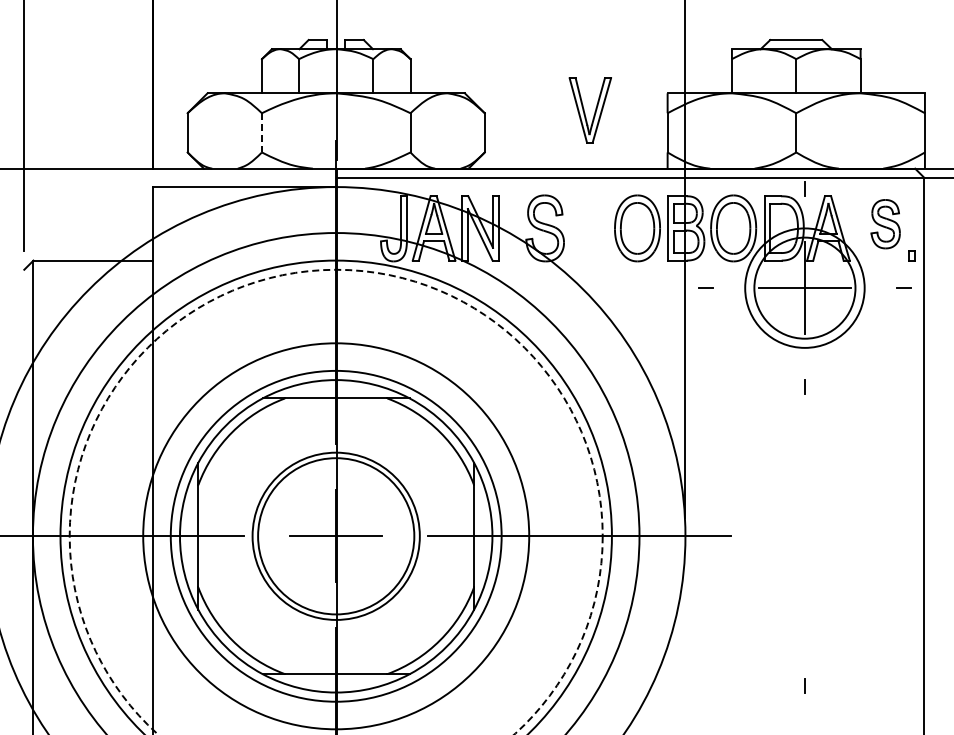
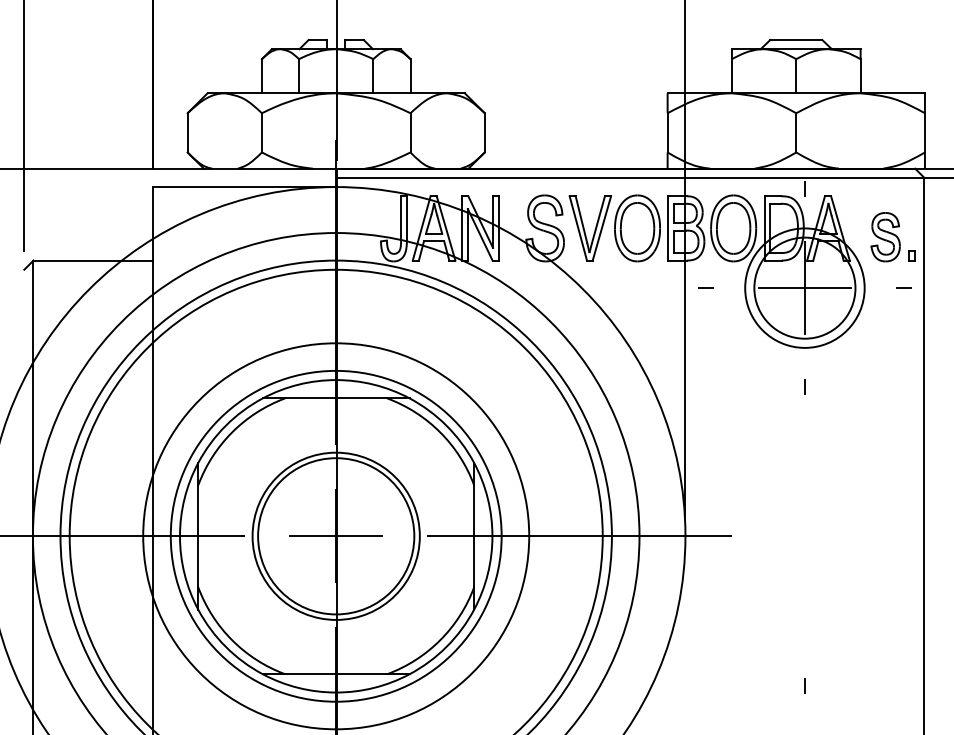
part position: (589, 110) -> (589, 228) (589, 228)
line: dashed -> solid (261, 132)
part position: (885, 224) -> (885, 237) (885, 237)
circle: dashed -> solid (335, 501)
